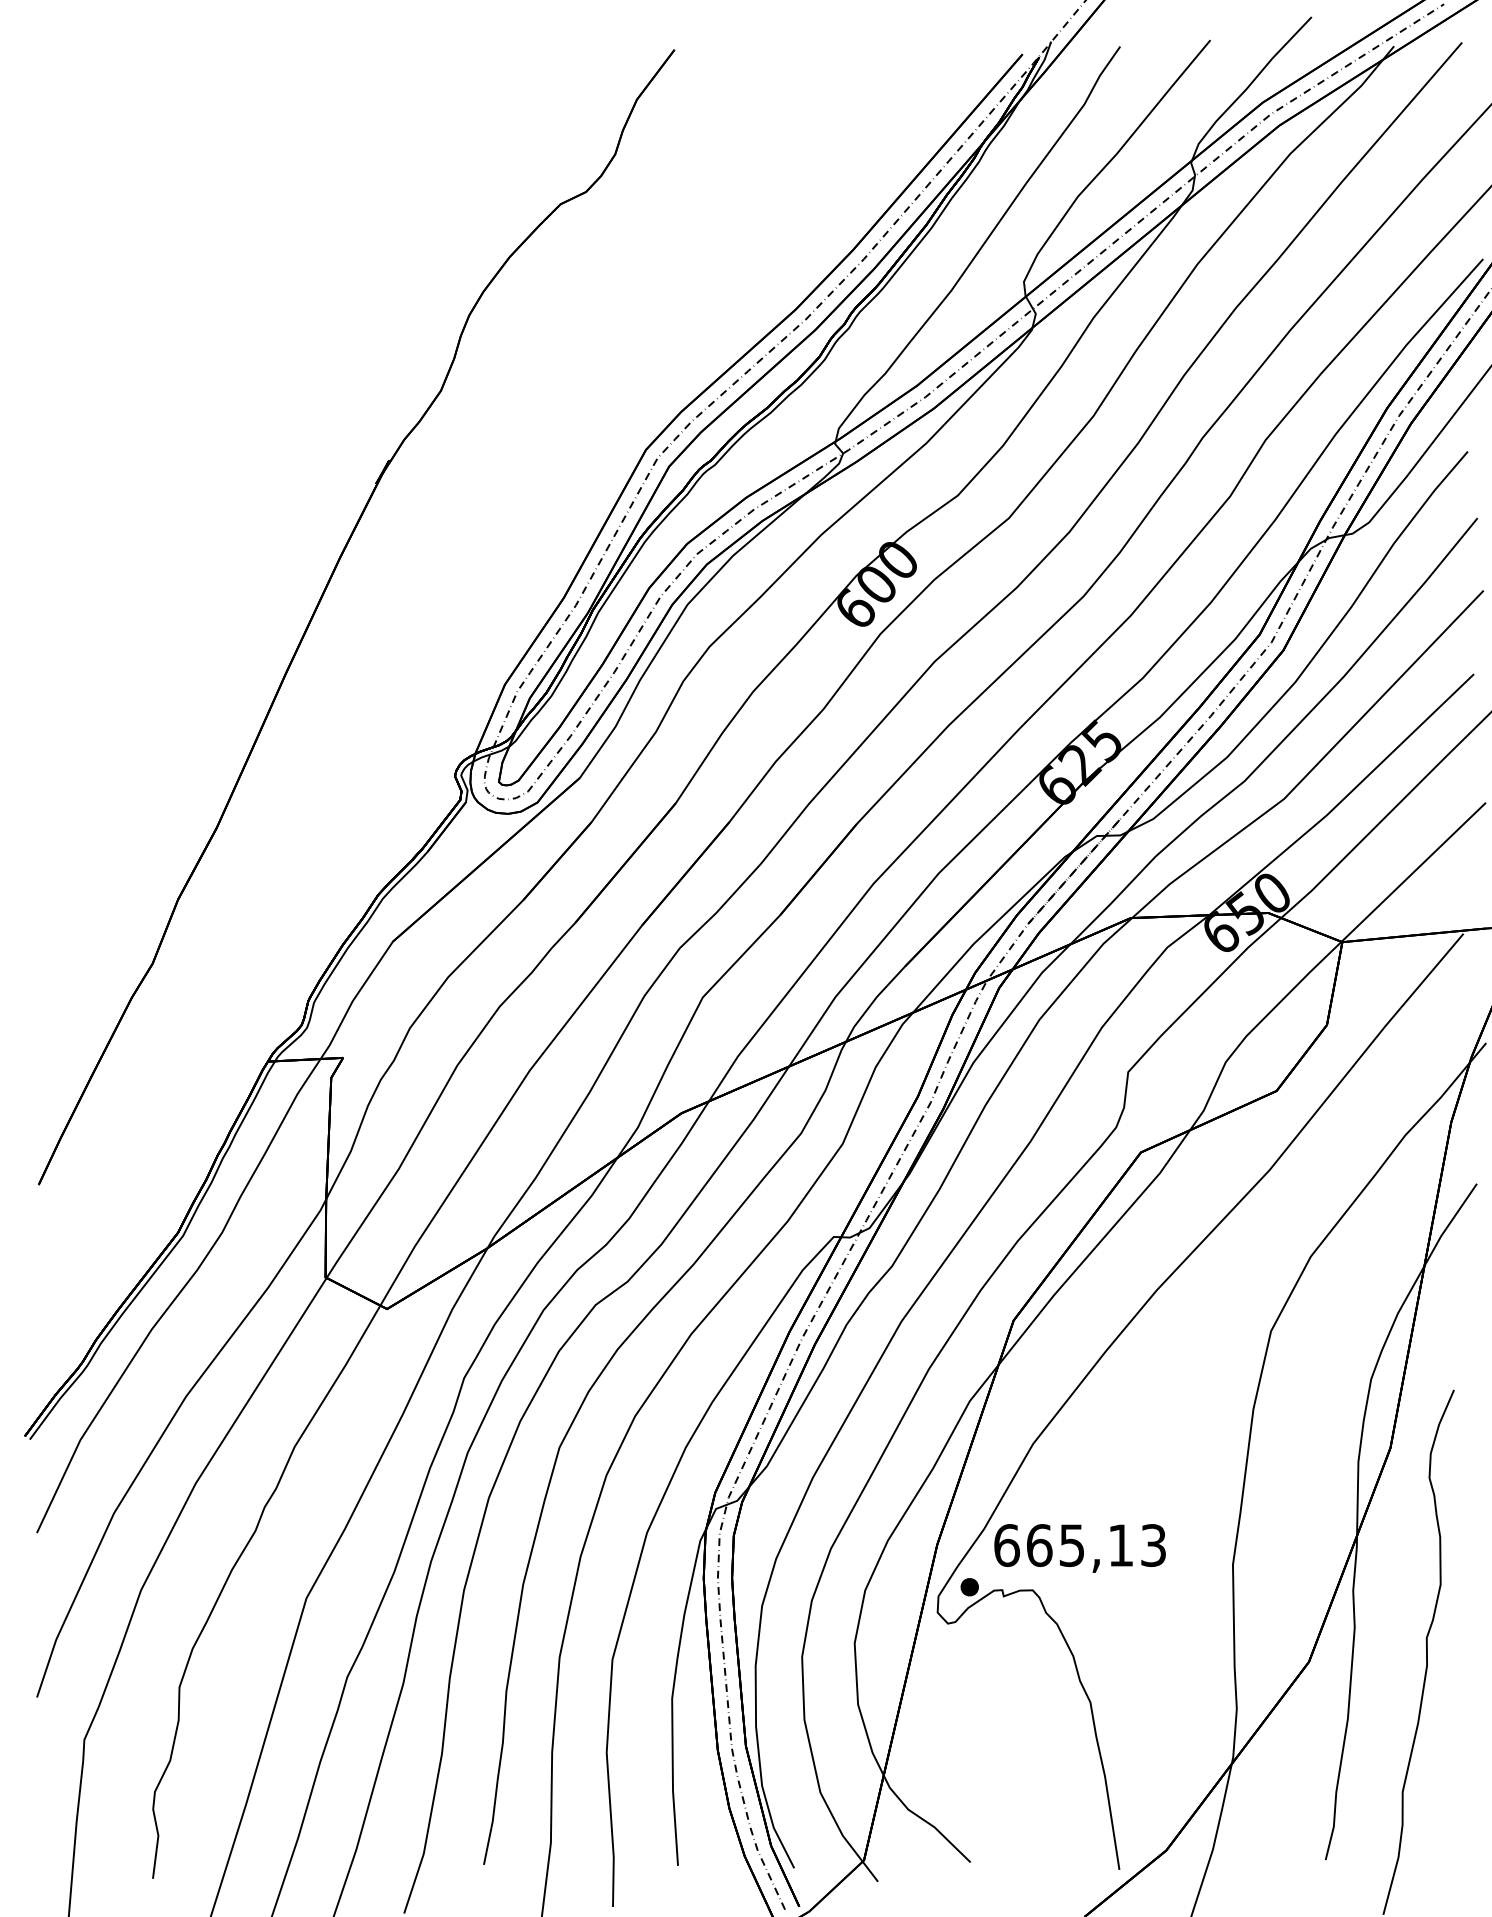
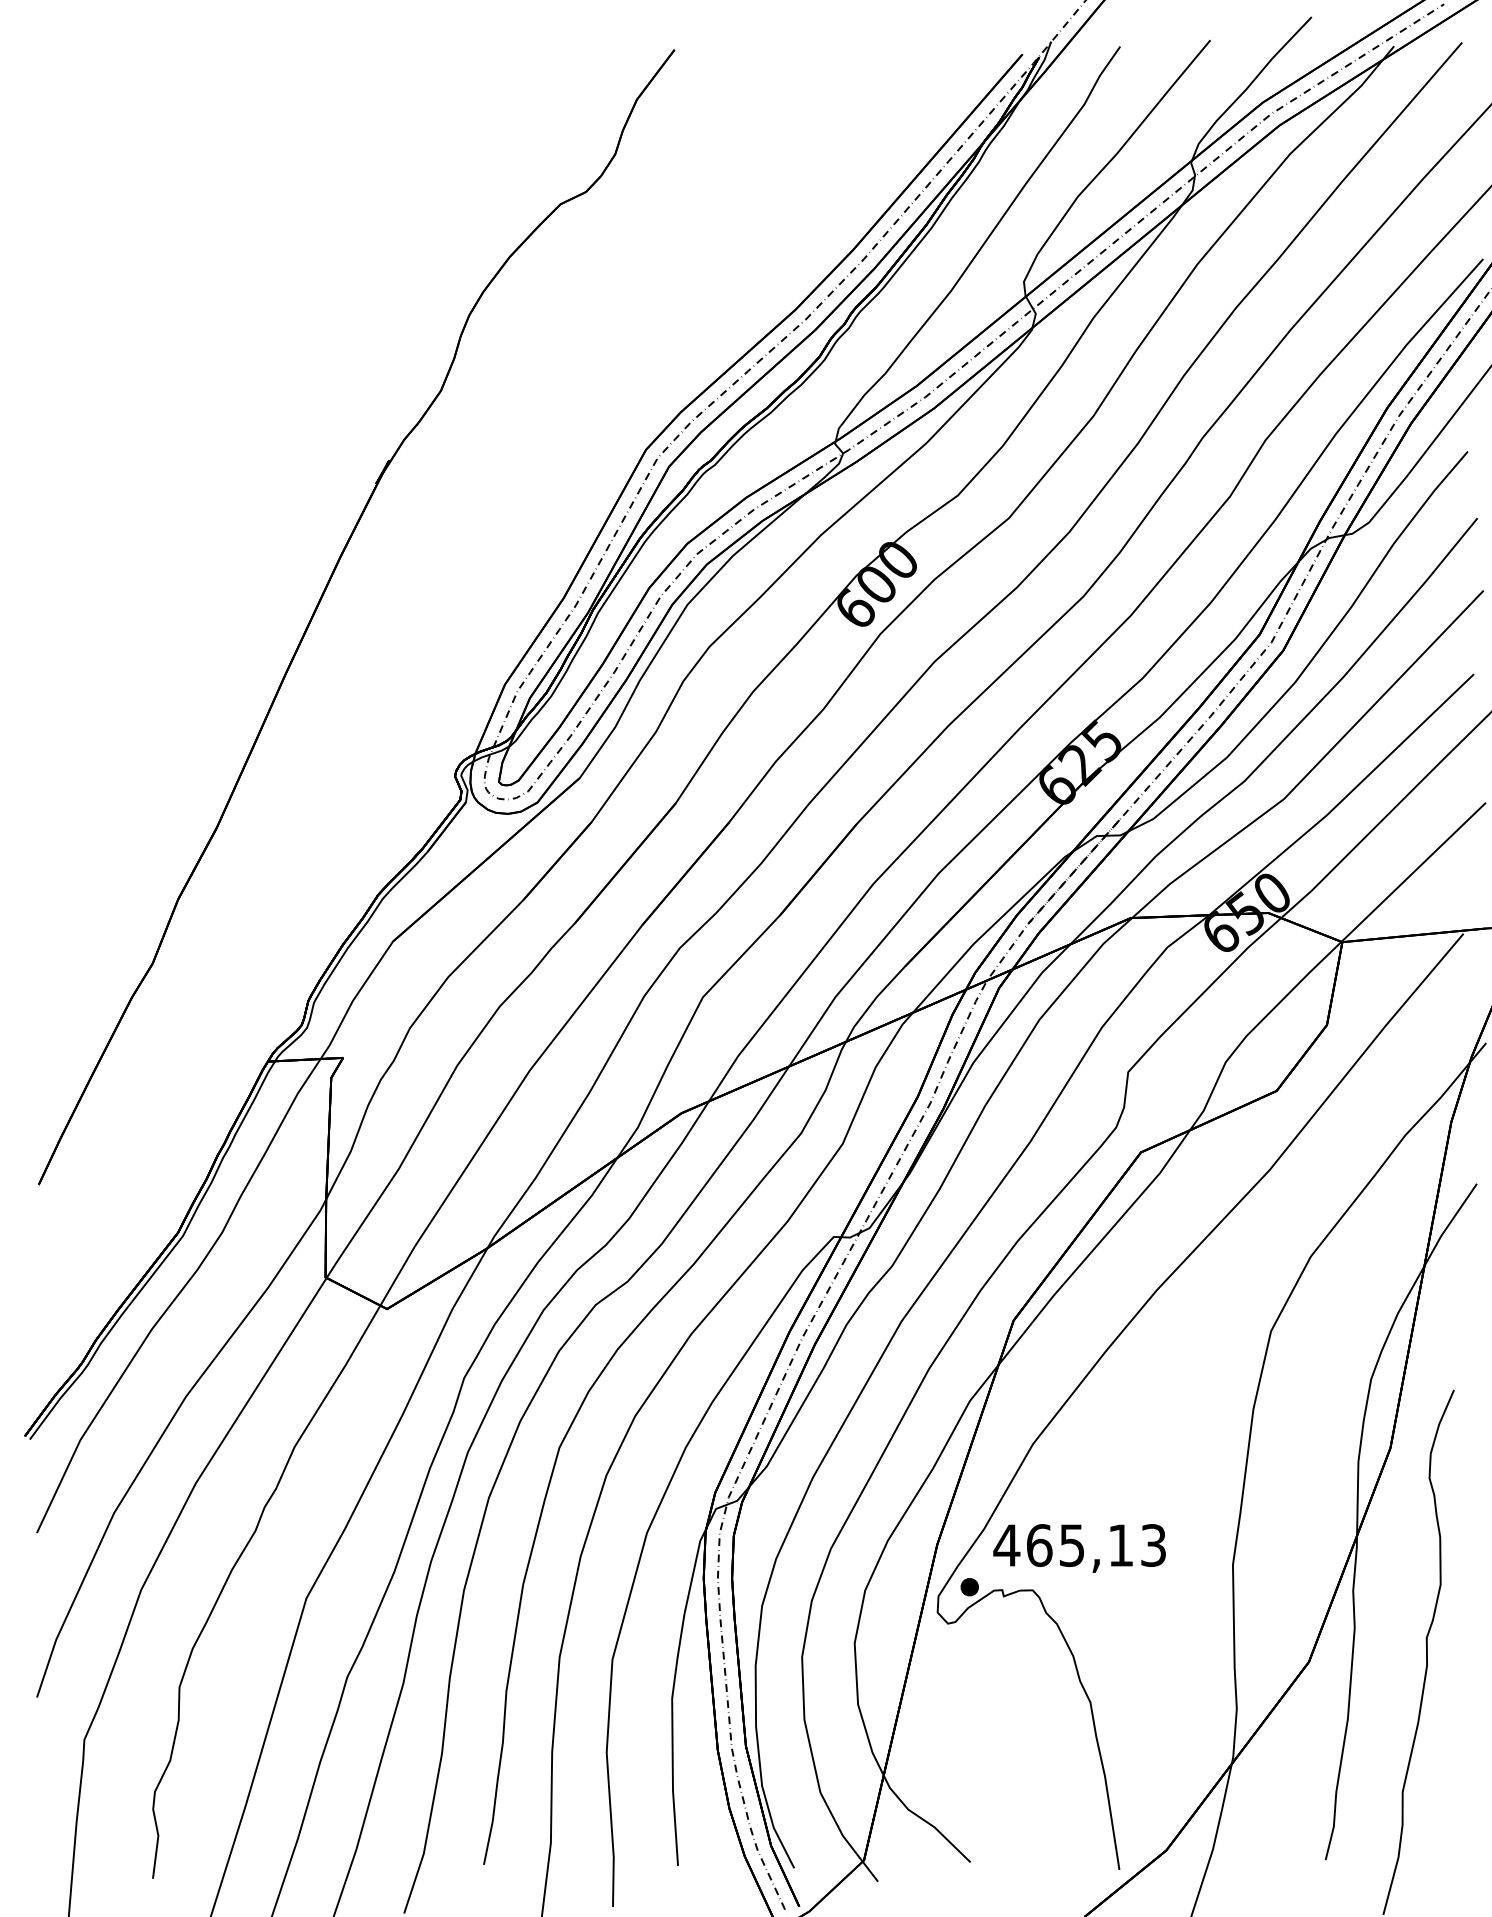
text: 665,13 -> 465,13 (1006, 1545)
